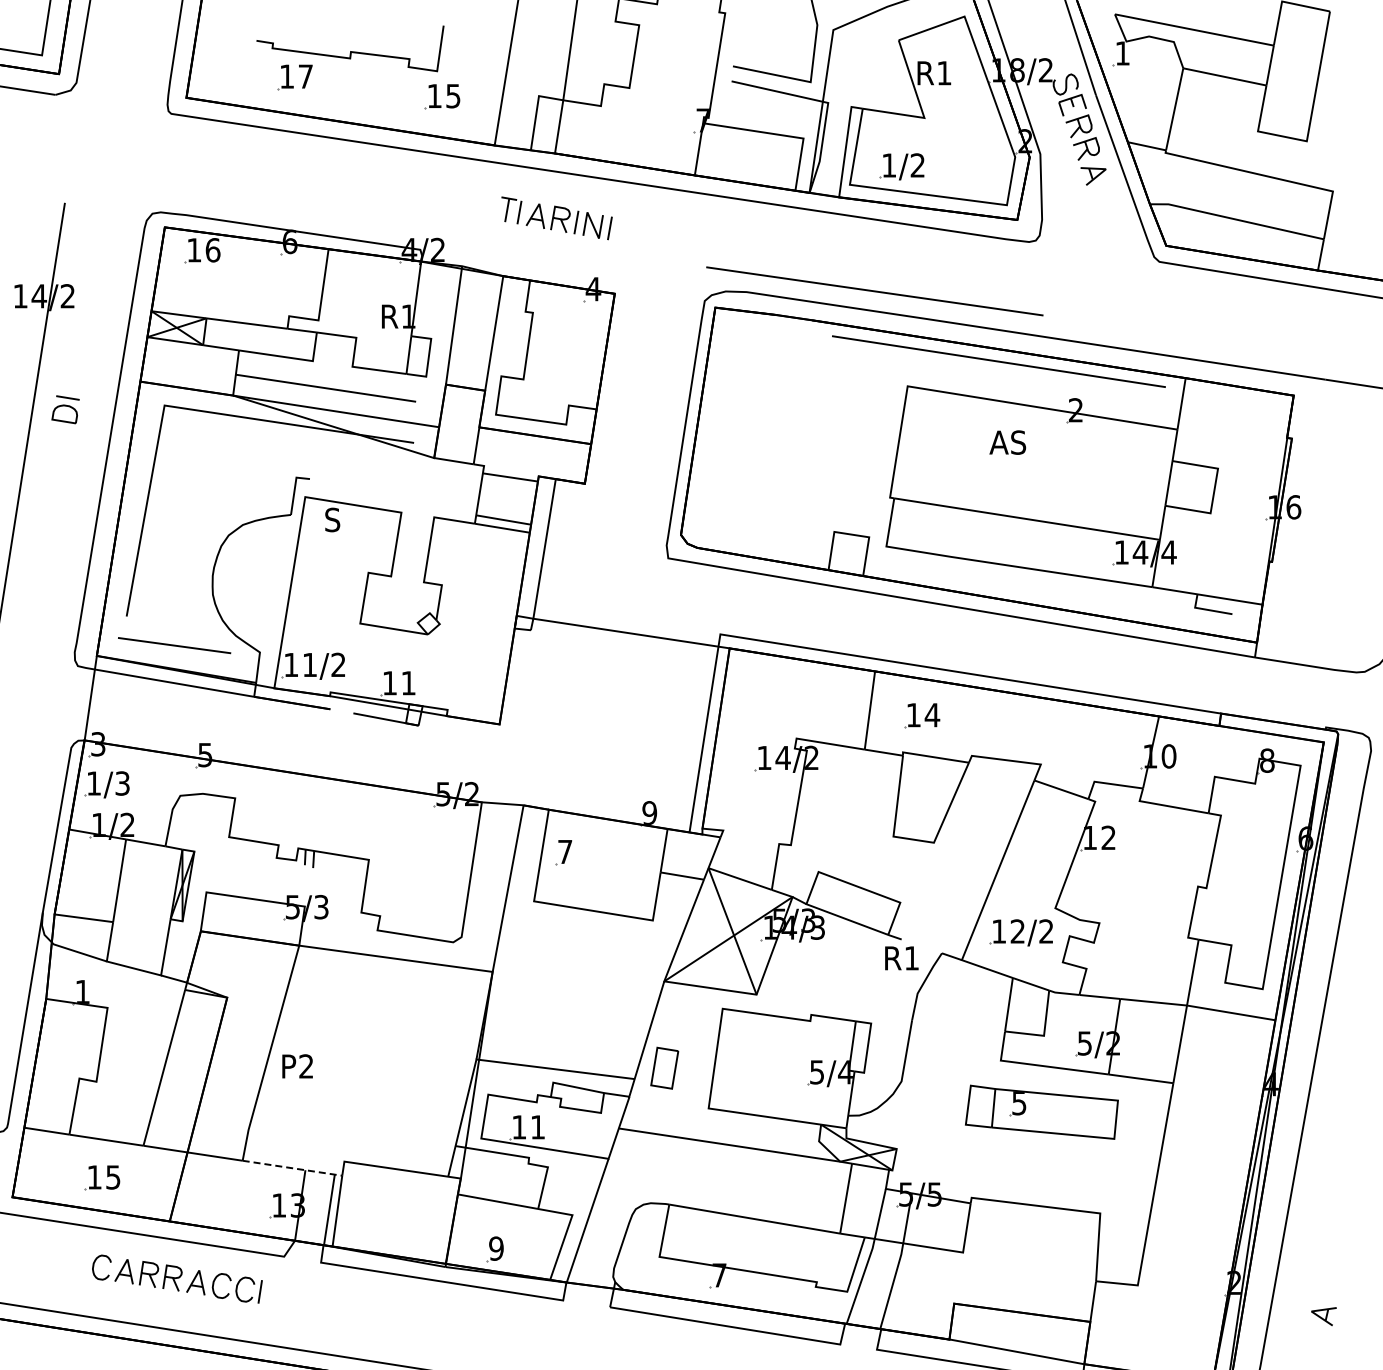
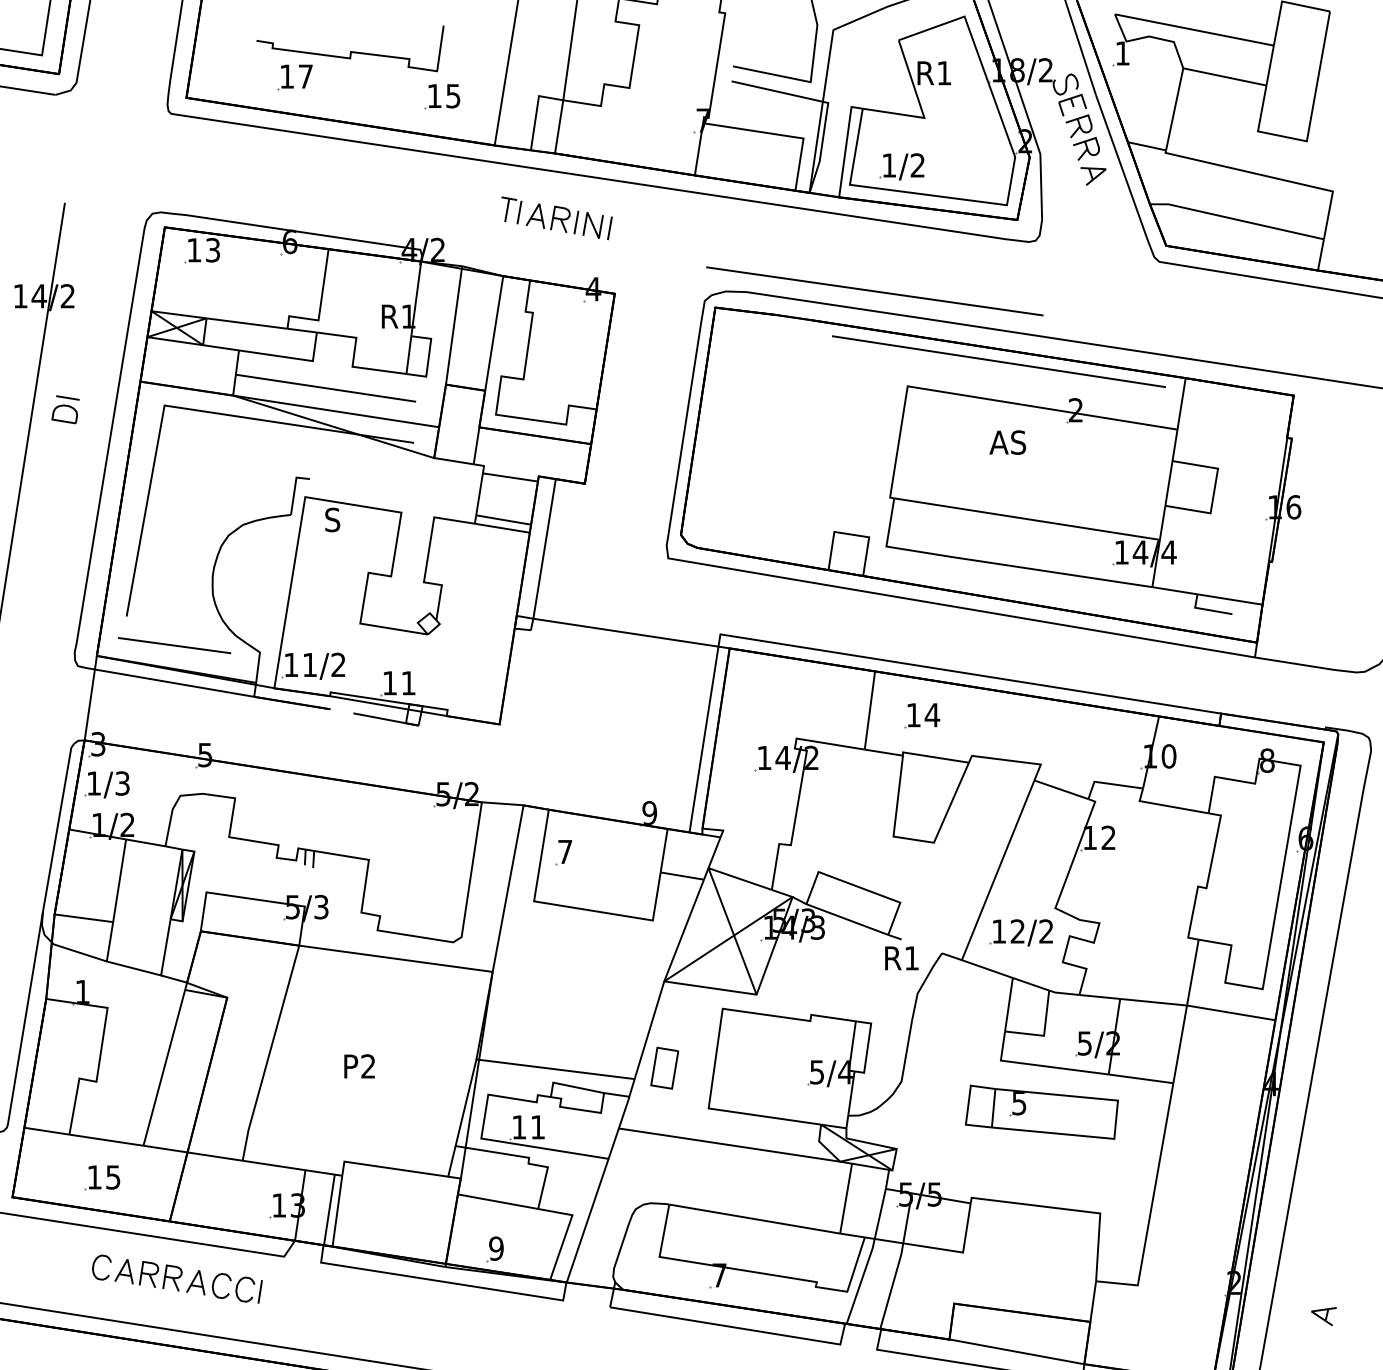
text: 16 -> 13 (212, 250)
text position: (297, 1066) -> (359, 1066) (359, 1066)
line: dashed -> solid (292, 1168)
